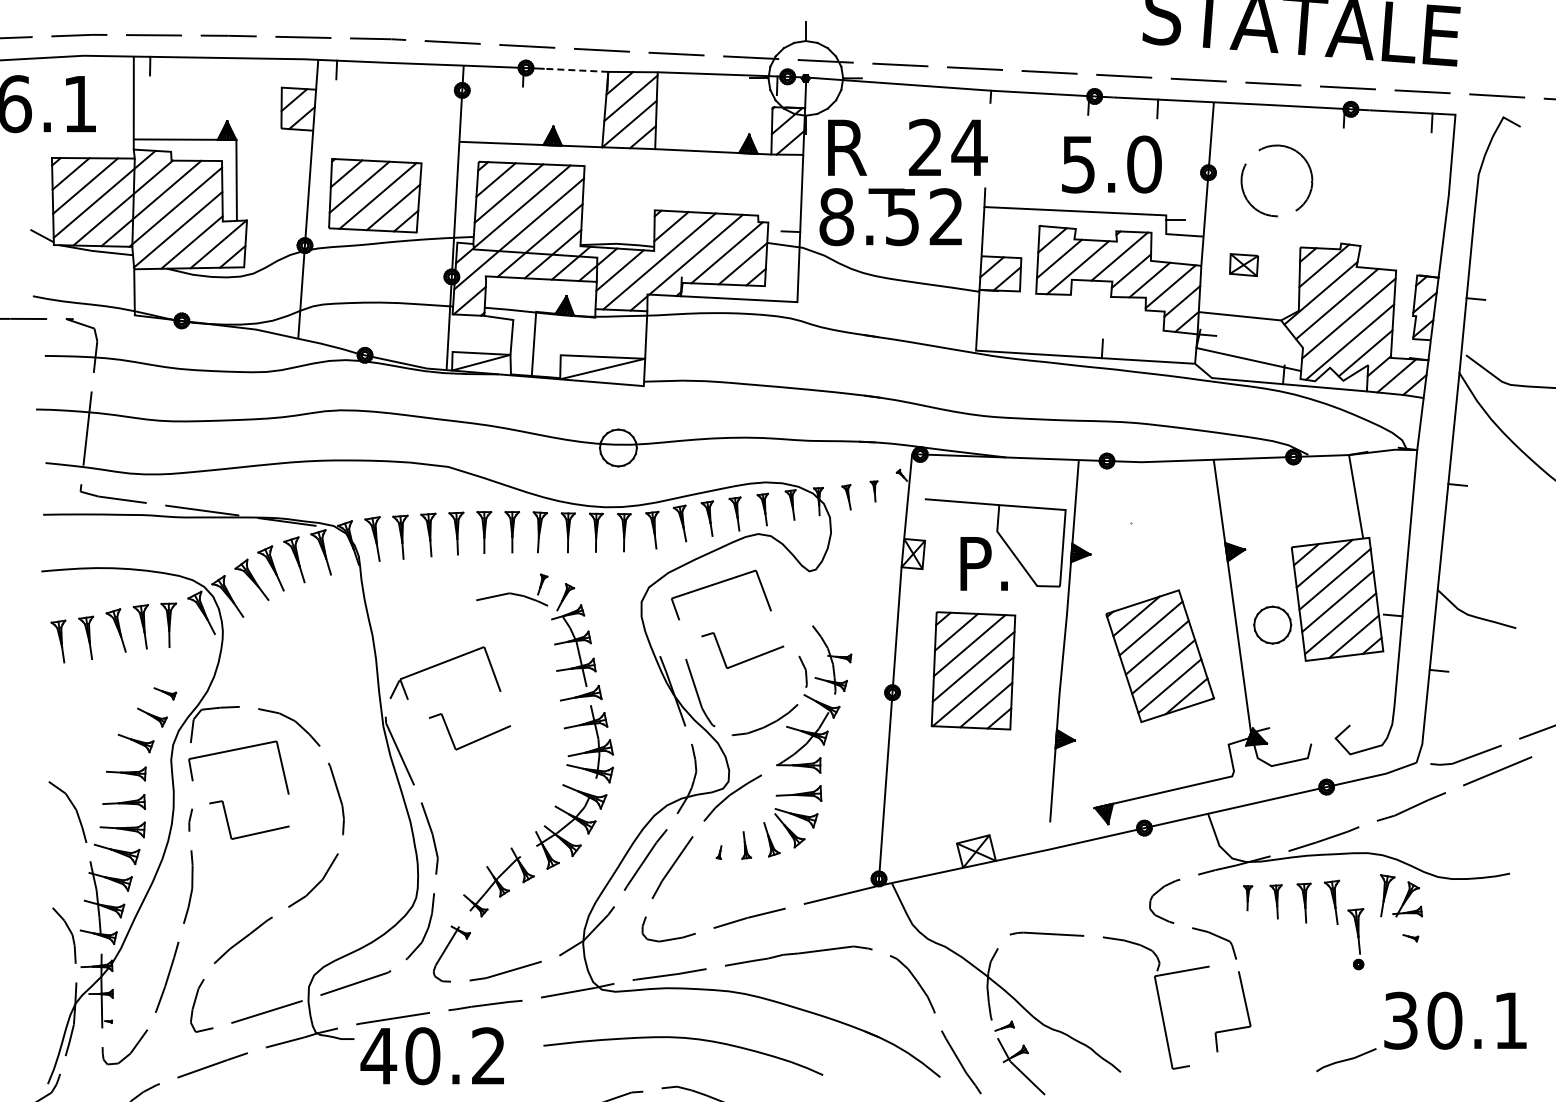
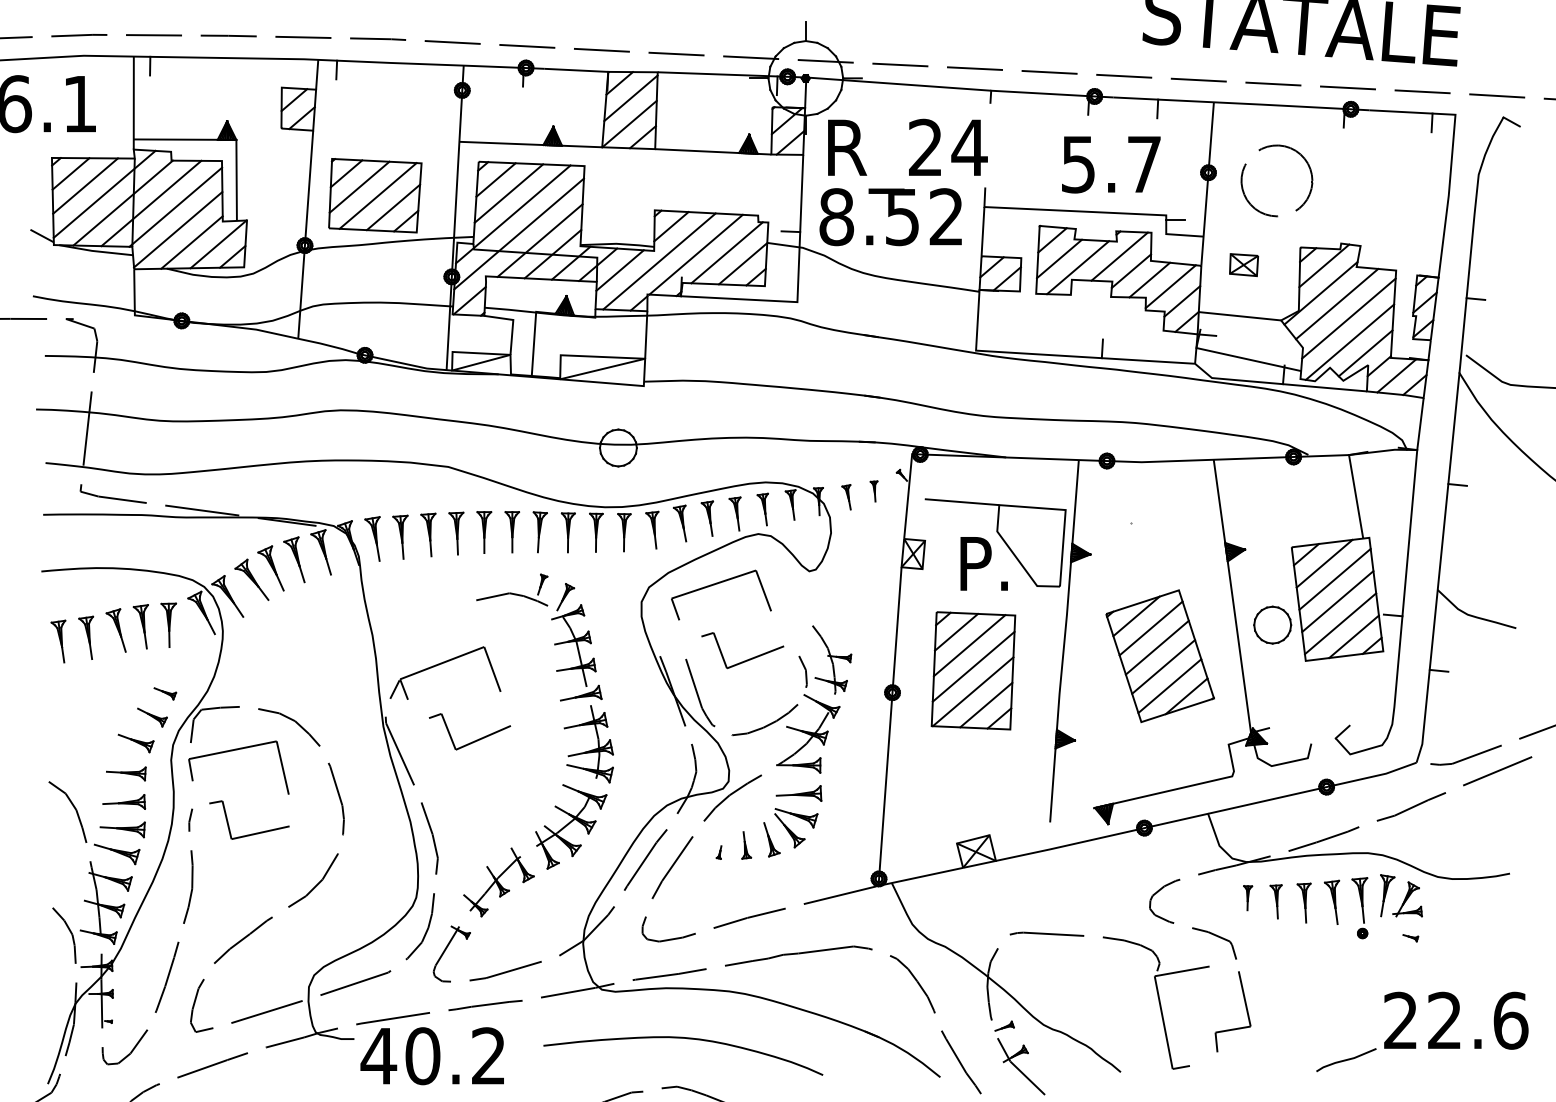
line: dashed -> solid (576, 70)
text: 5.0 -> 5.7 (1144, 164)
part position: (1355, 939) -> (1359, 908) (1359, 908)
text: 30.1 -> 22.6 (1456, 1020)
